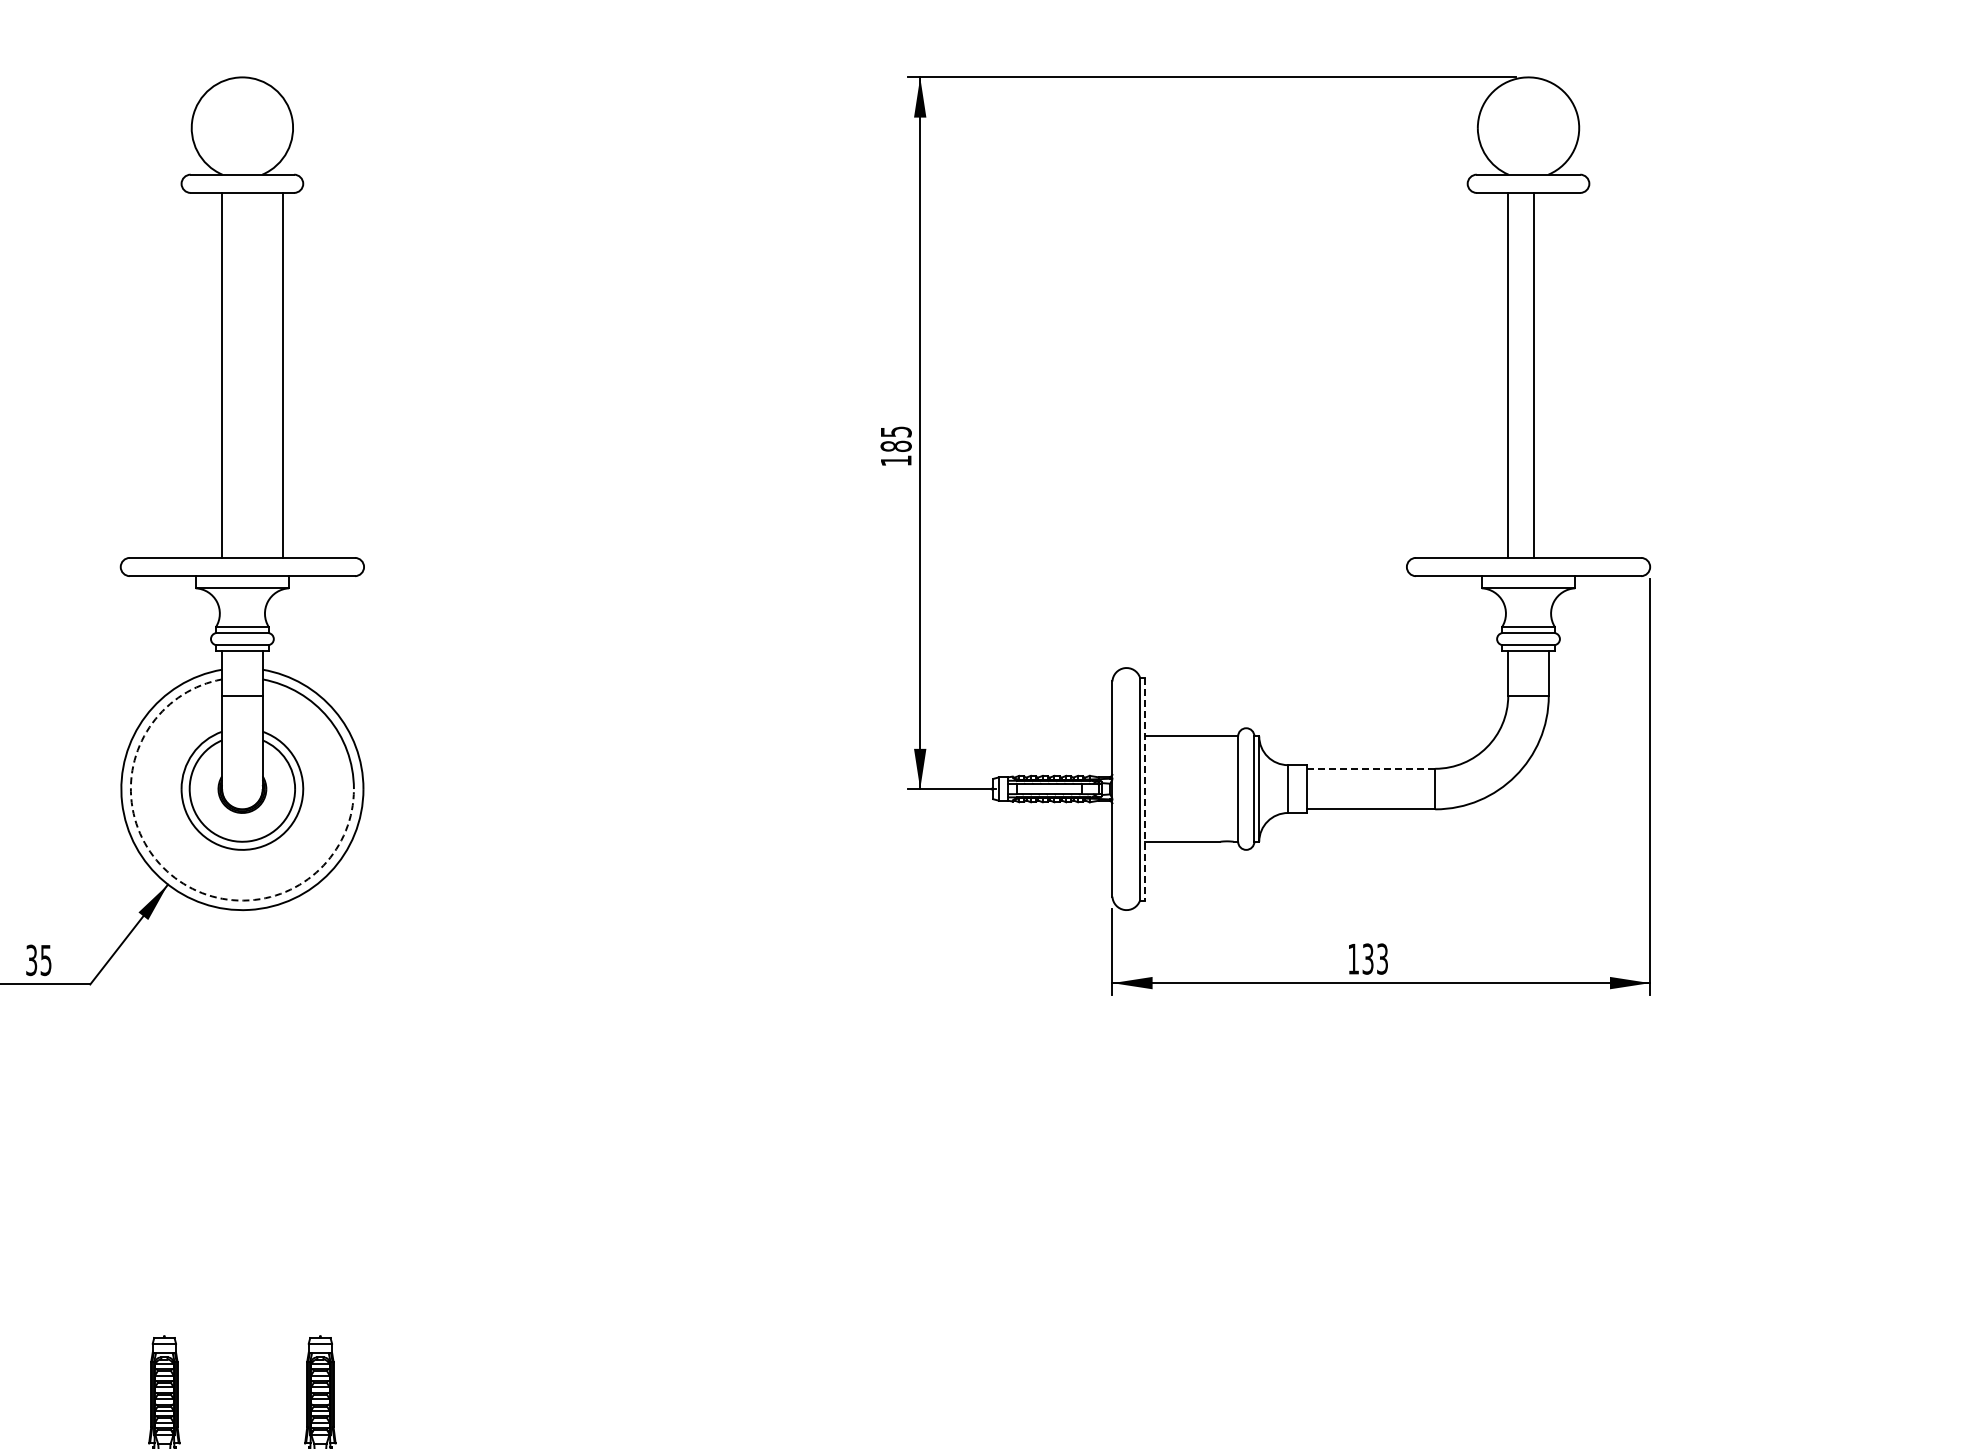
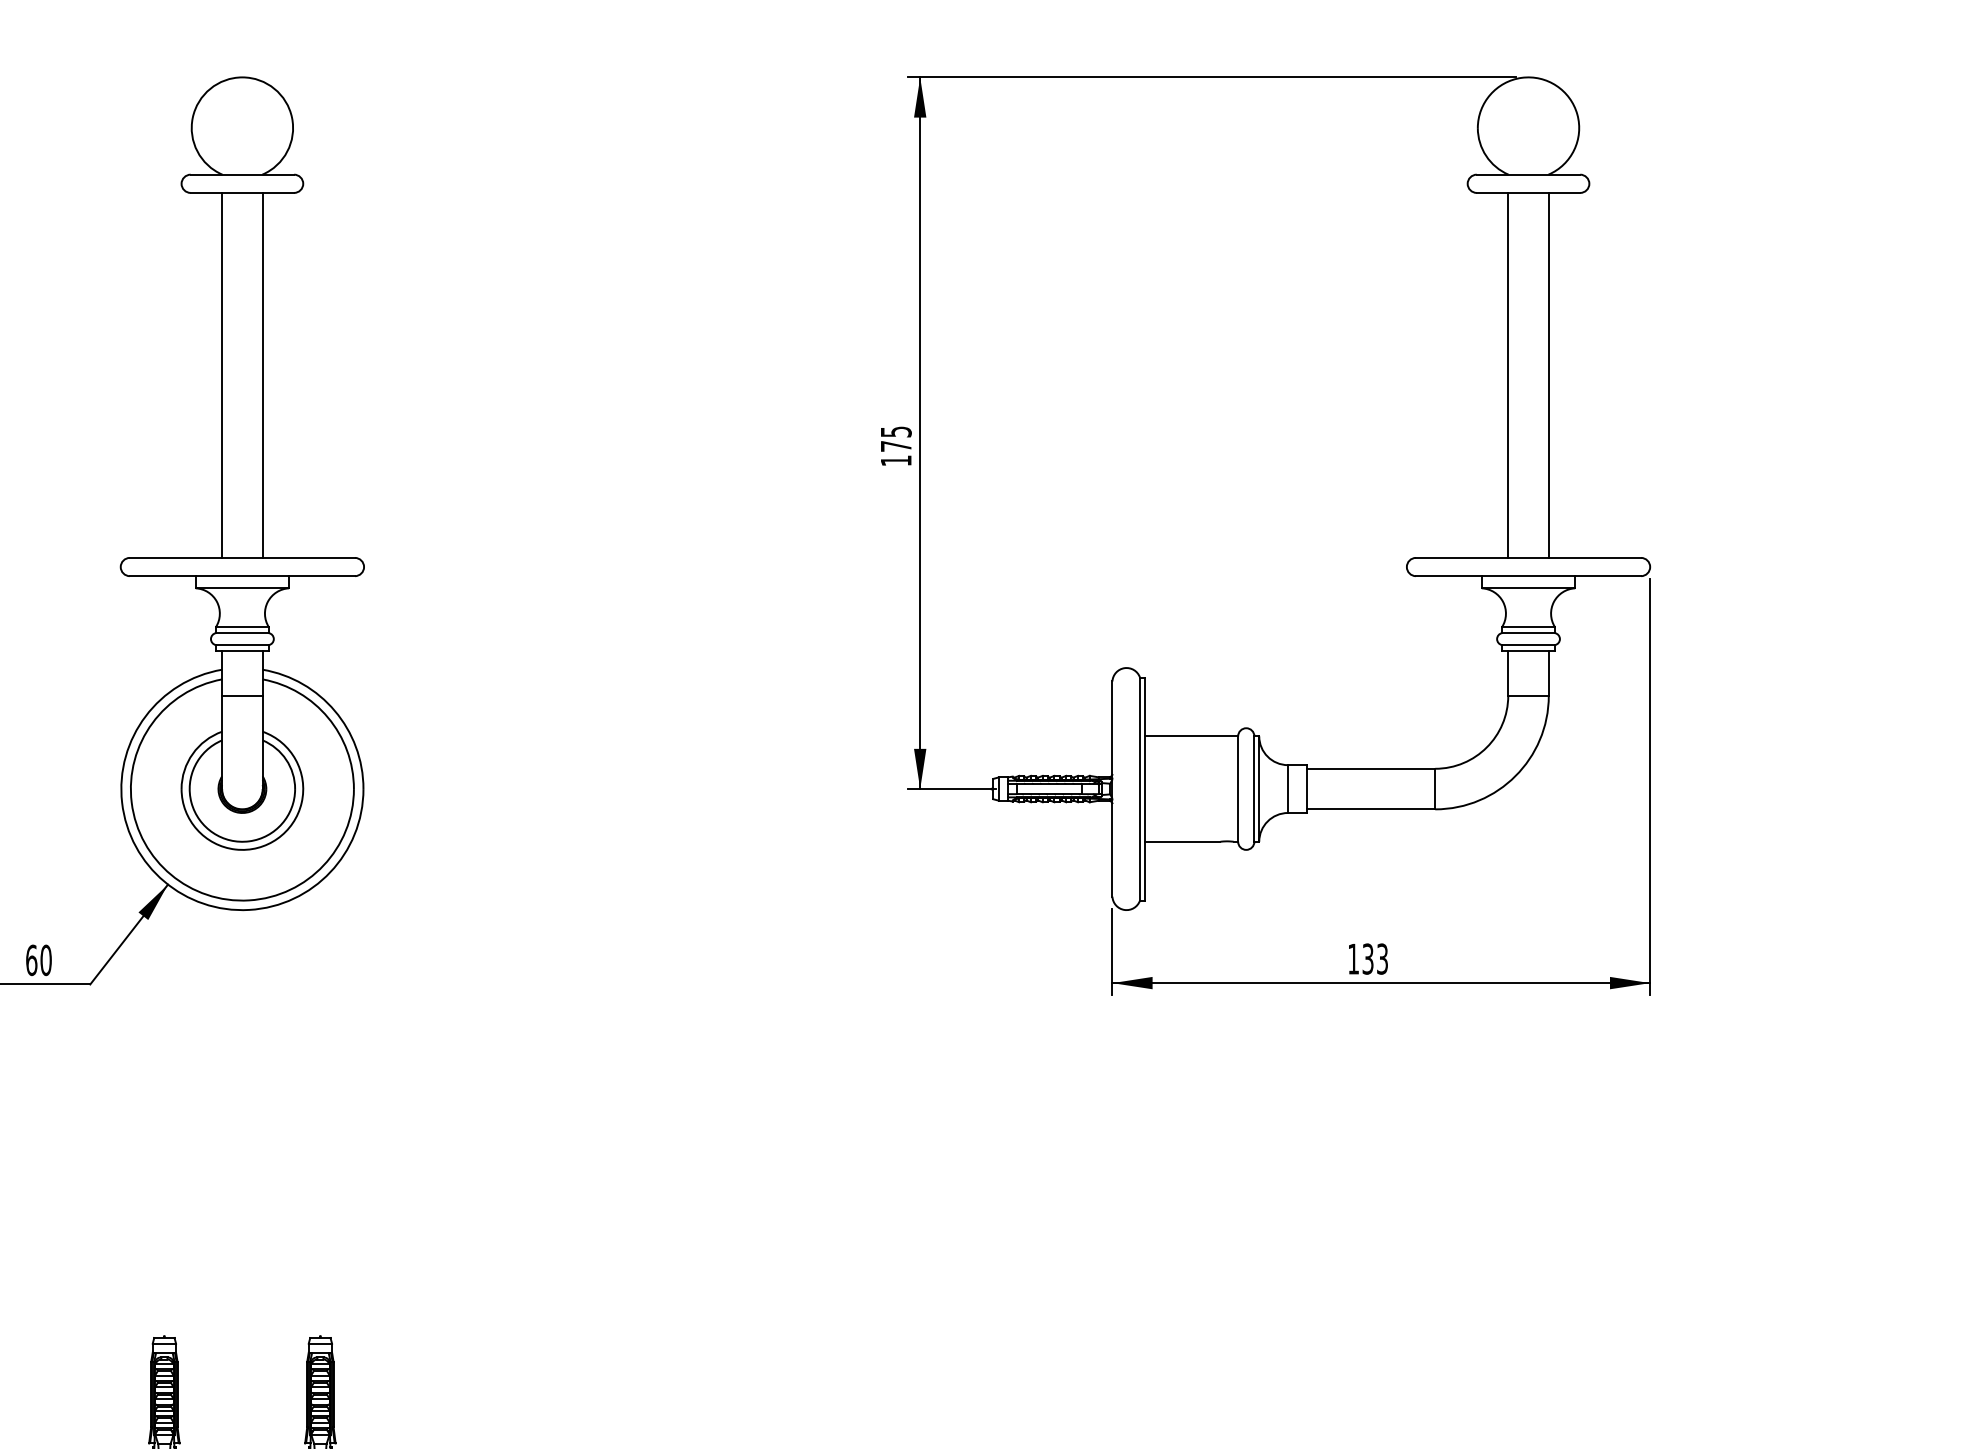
line position: (282, 374) -> (262, 374) (262, 374)
line position: (1533, 374) -> (1548, 374) (1548, 374)
text: 185 -> 175 (895, 445)
line: dashed -> solid (1370, 768)
line: dashed -> solid (1144, 789)
arc: dashed -> solid (171, 874)
text: 35 -> 60 (38, 960)
